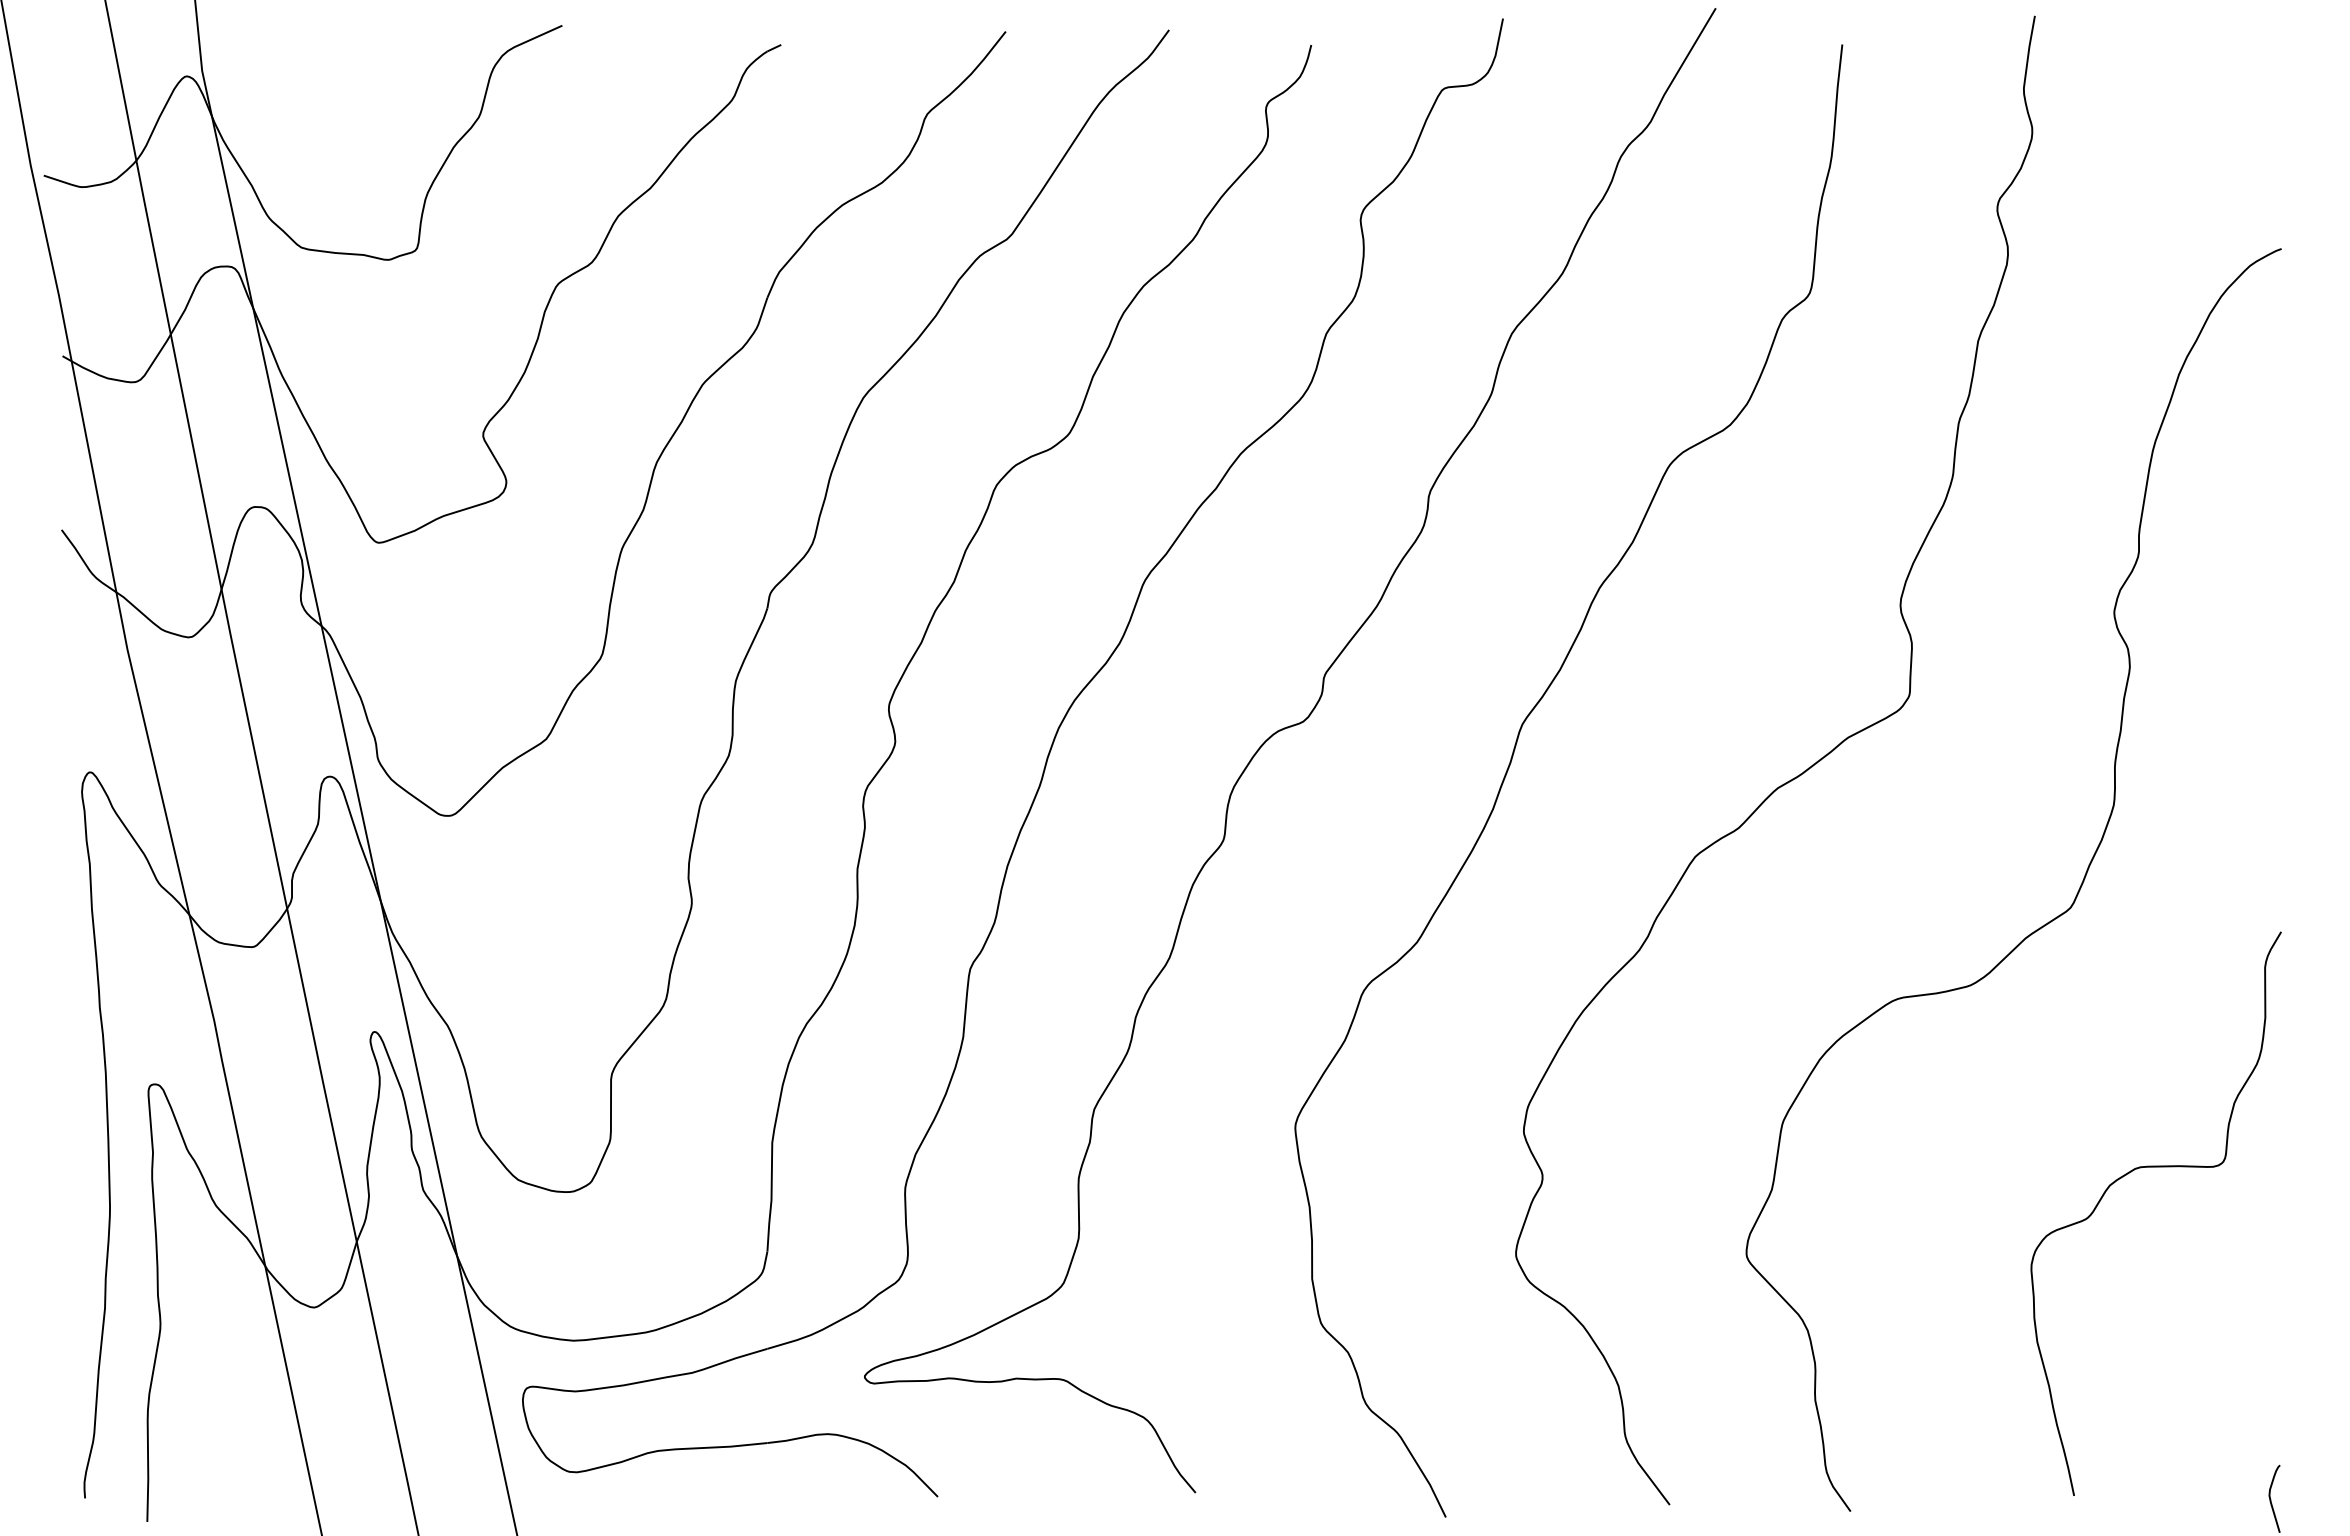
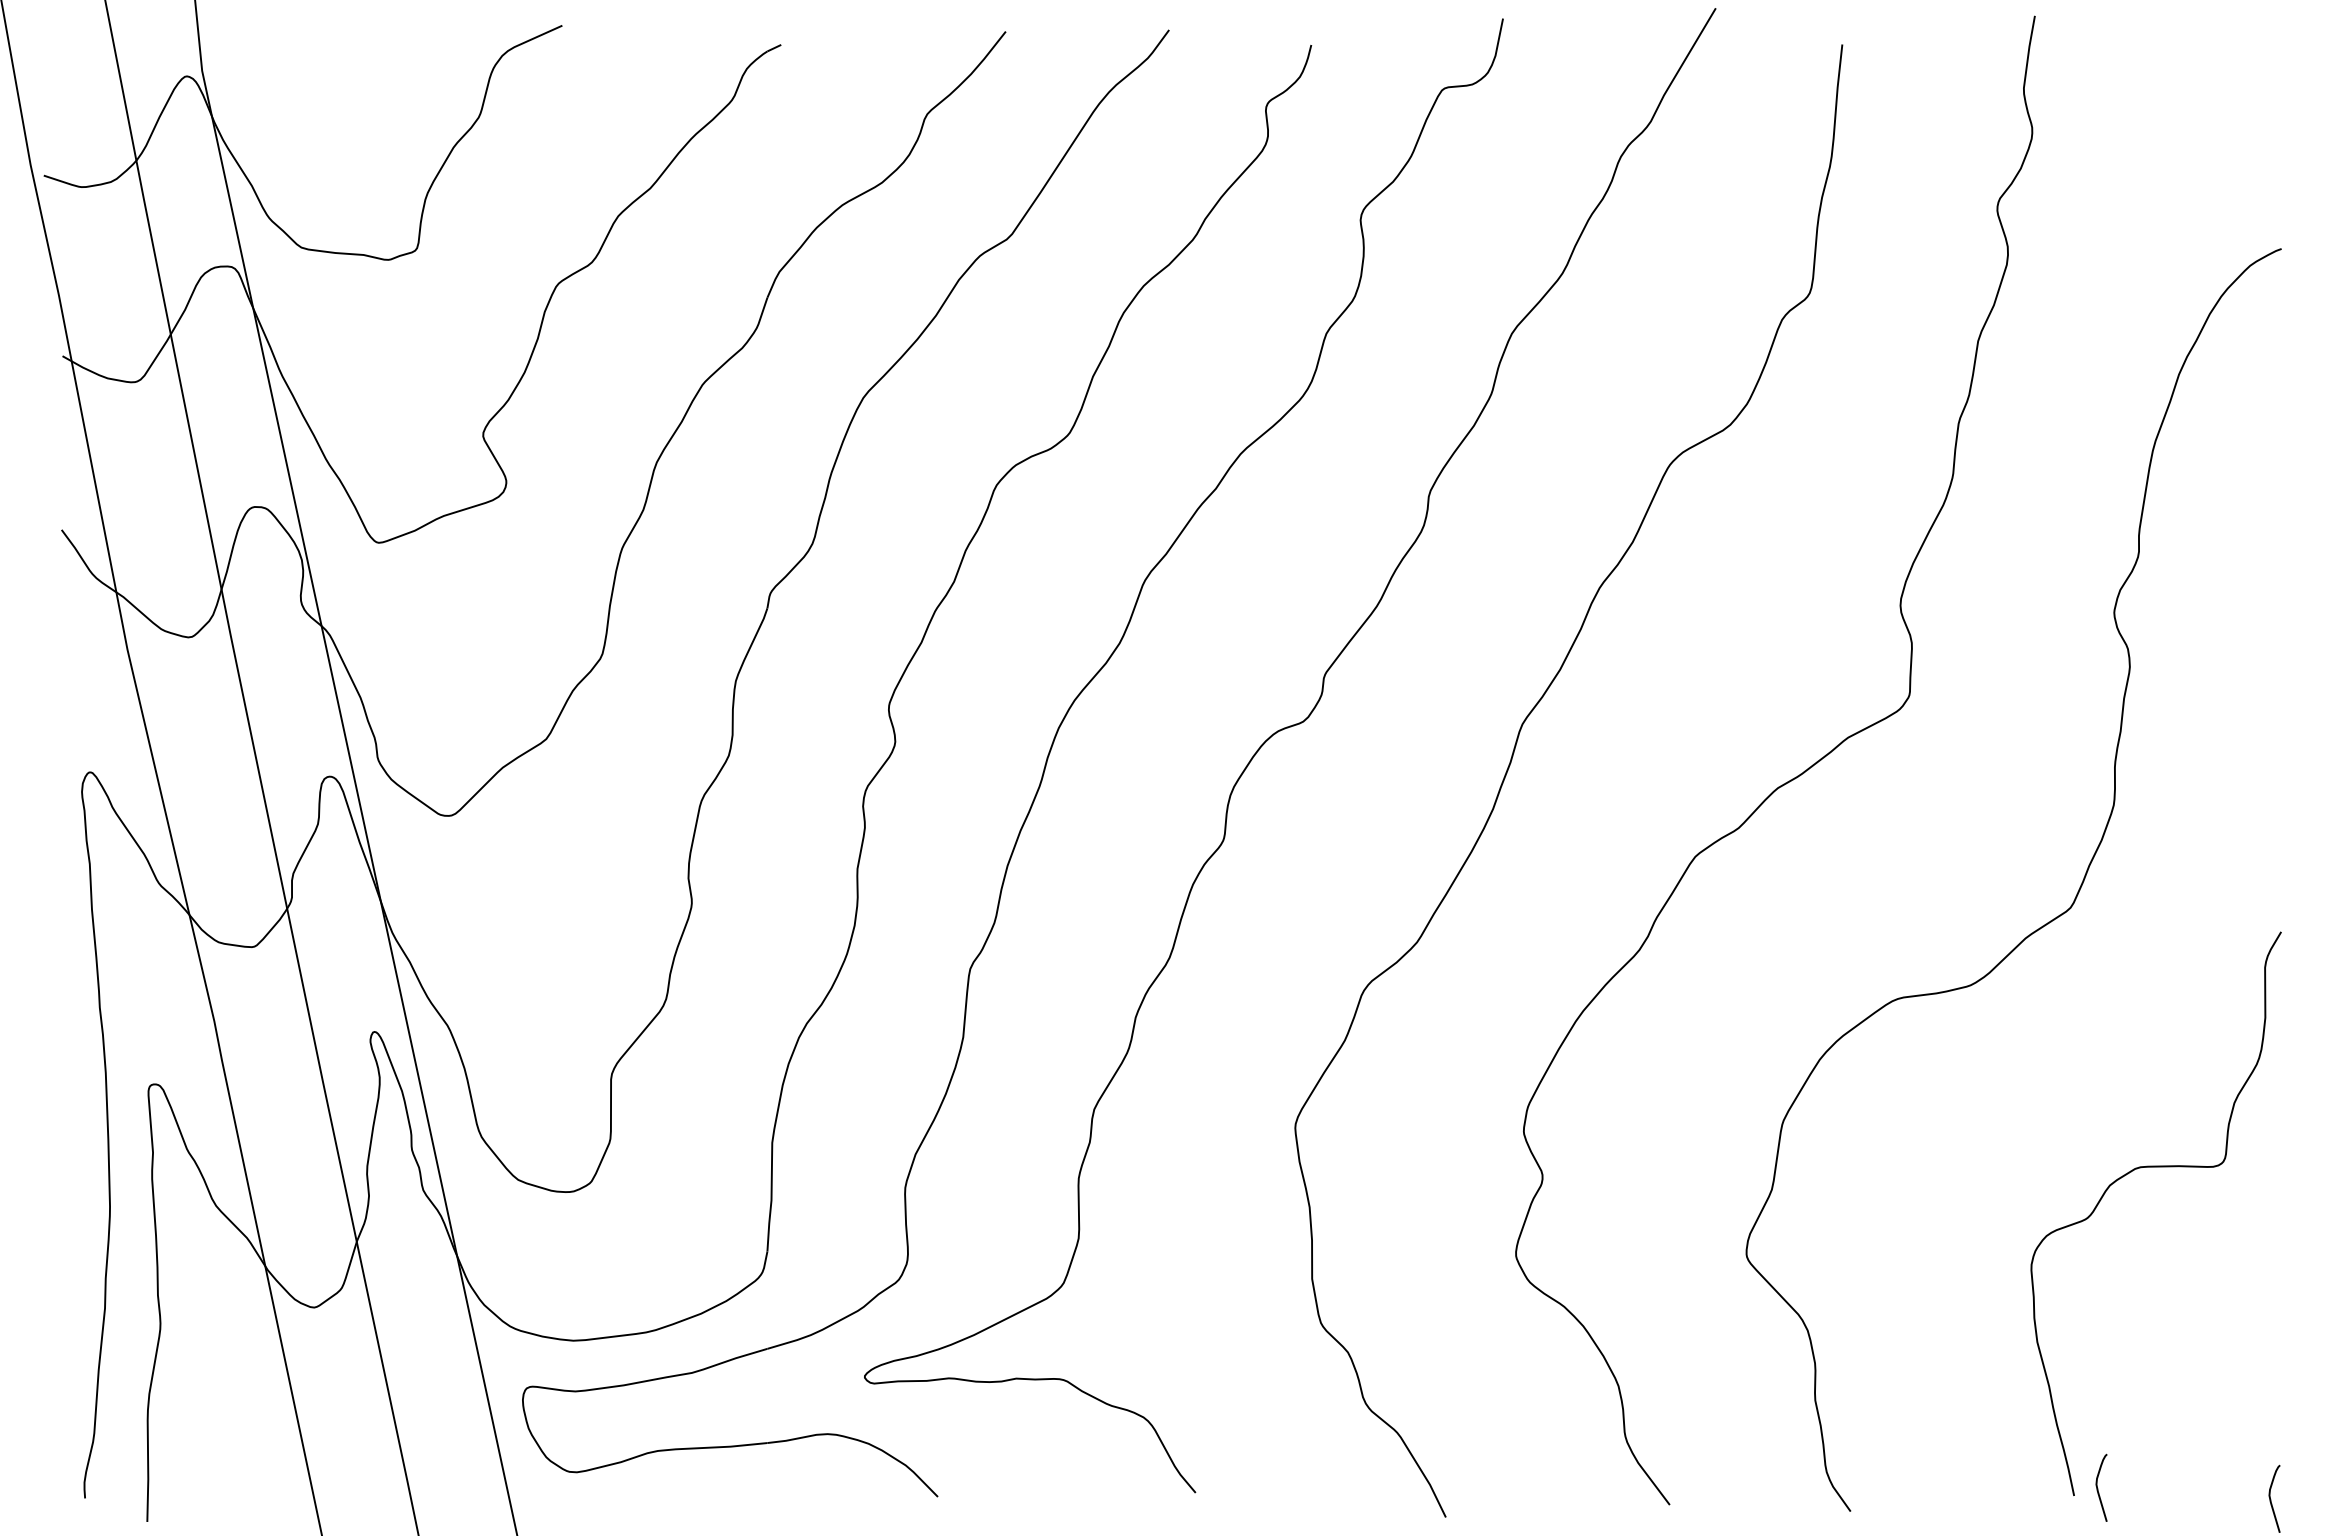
curve: none -> present (2098, 1488)
